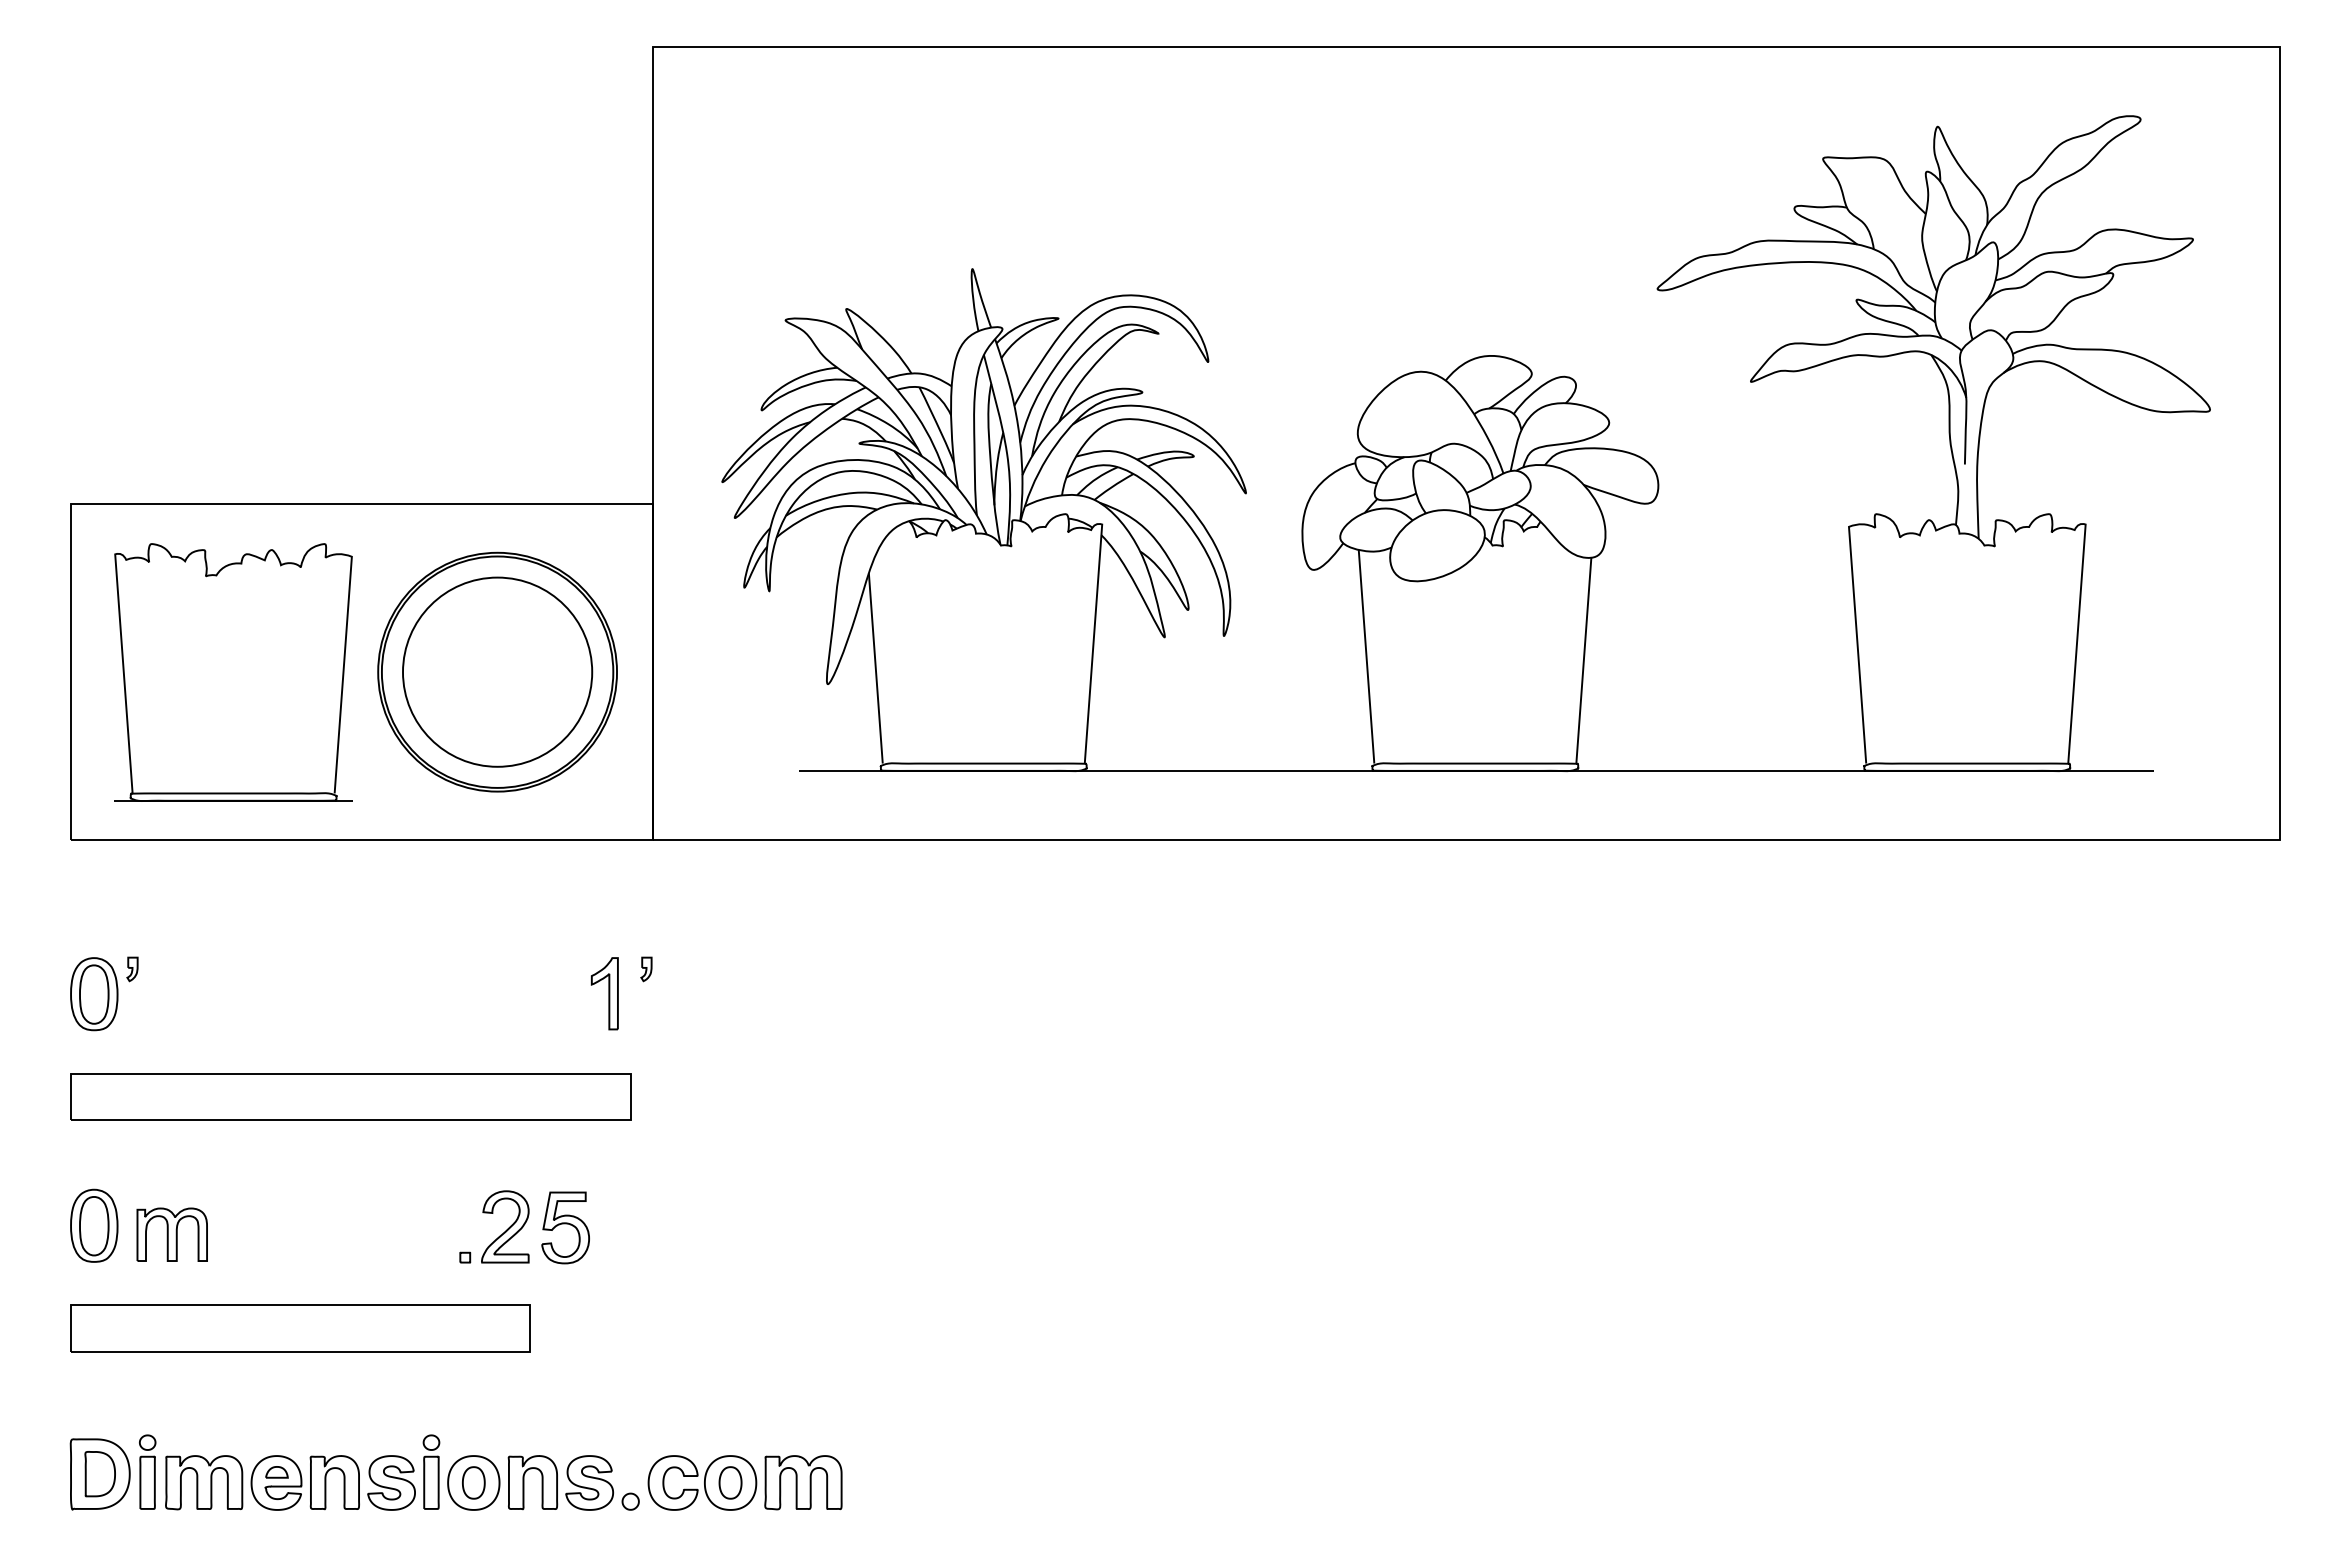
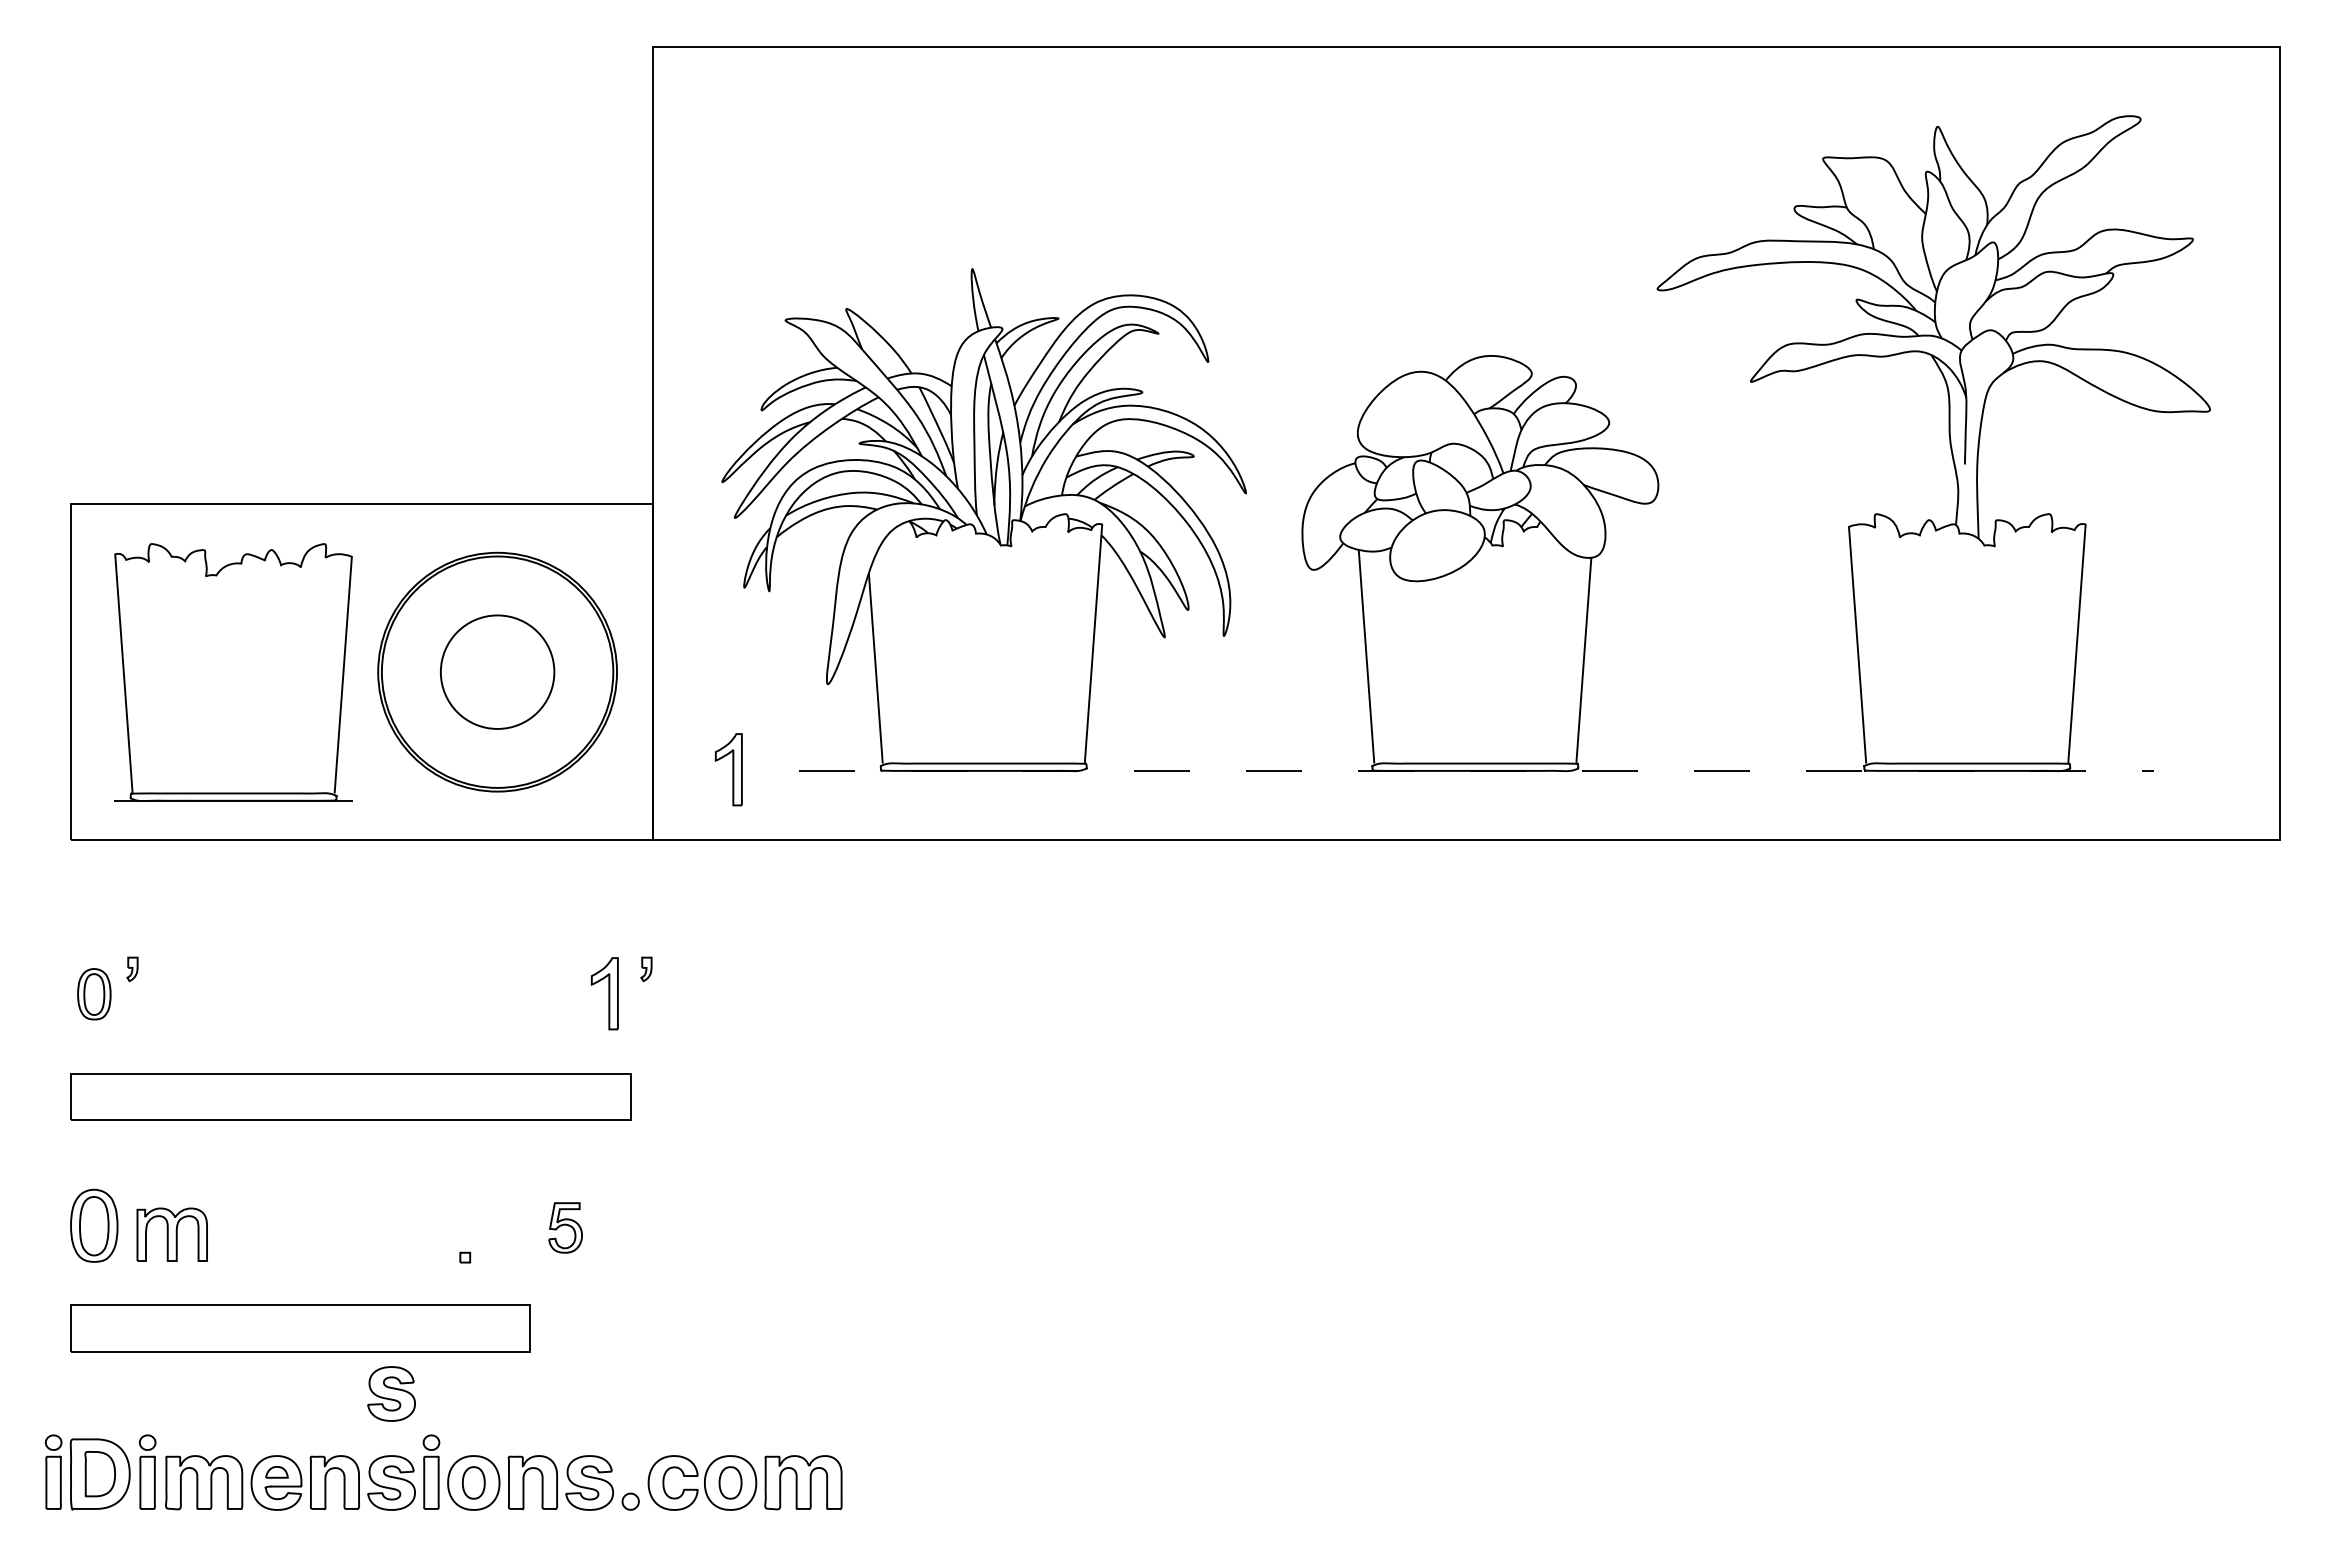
circle diameter: 189 px -> 114 px (497, 671)
part: none -> present (728, 769)
line: solid -> dashed (1476, 770)
part size: 49x75 px -> 35x53 px (94, 994)
part: present -> none (505, 1226)
part size: 49x74 px -> 35x52 px (565, 1227)
part: none -> present (391, 1393)
part: none -> present (53, 1471)
